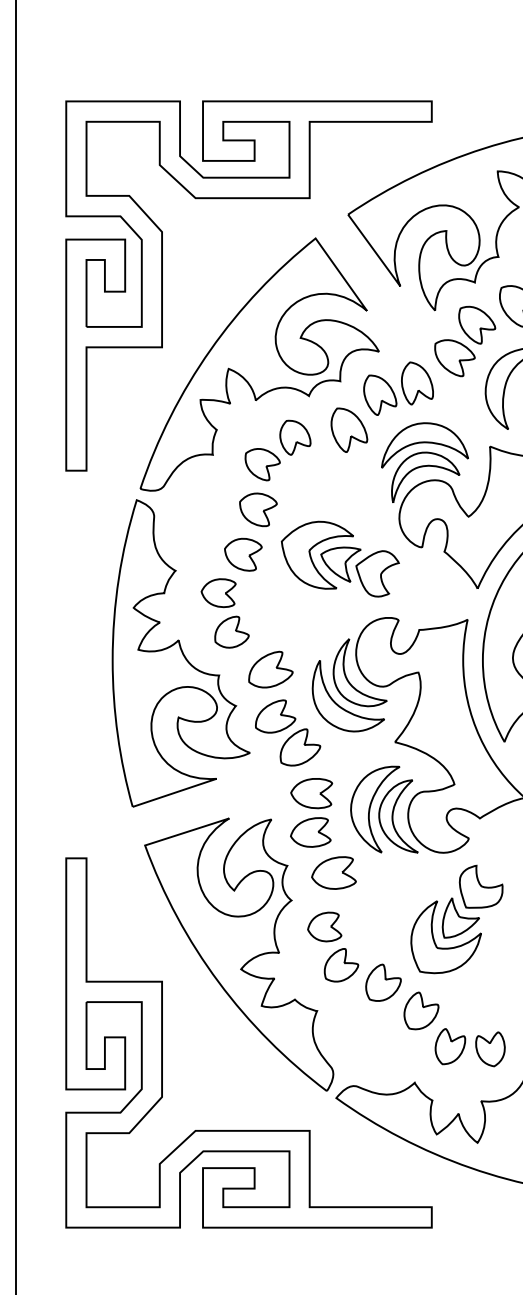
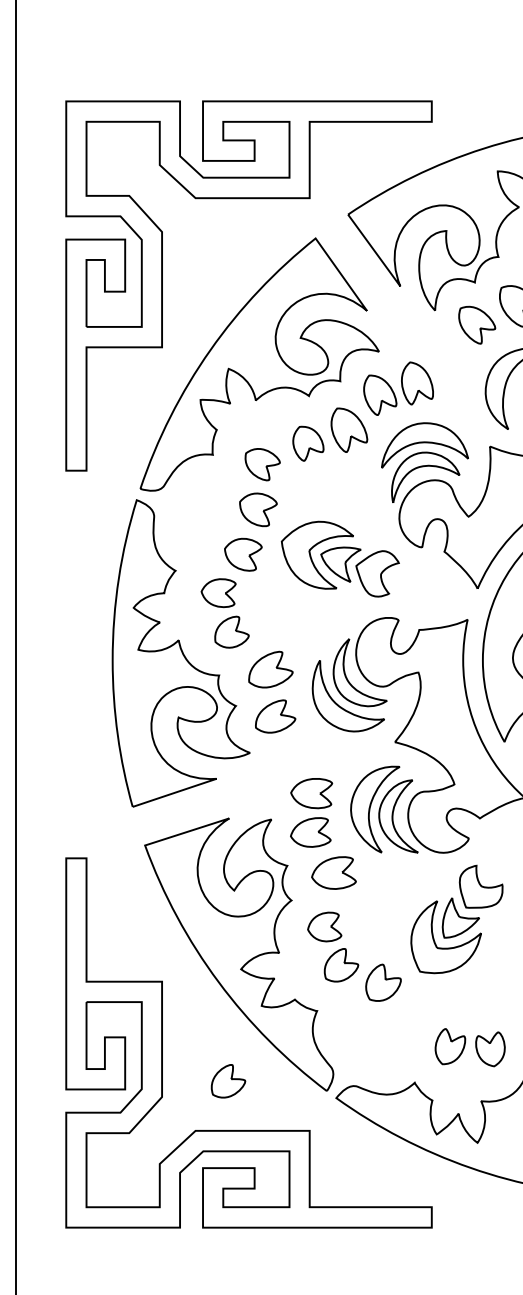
part: present -> none (454, 358)
part position: (295, 437) -> (308, 443) (308, 443)
part: present -> none (300, 747)
part: present -> none (421, 1010)
part: none -> present (228, 1081)
